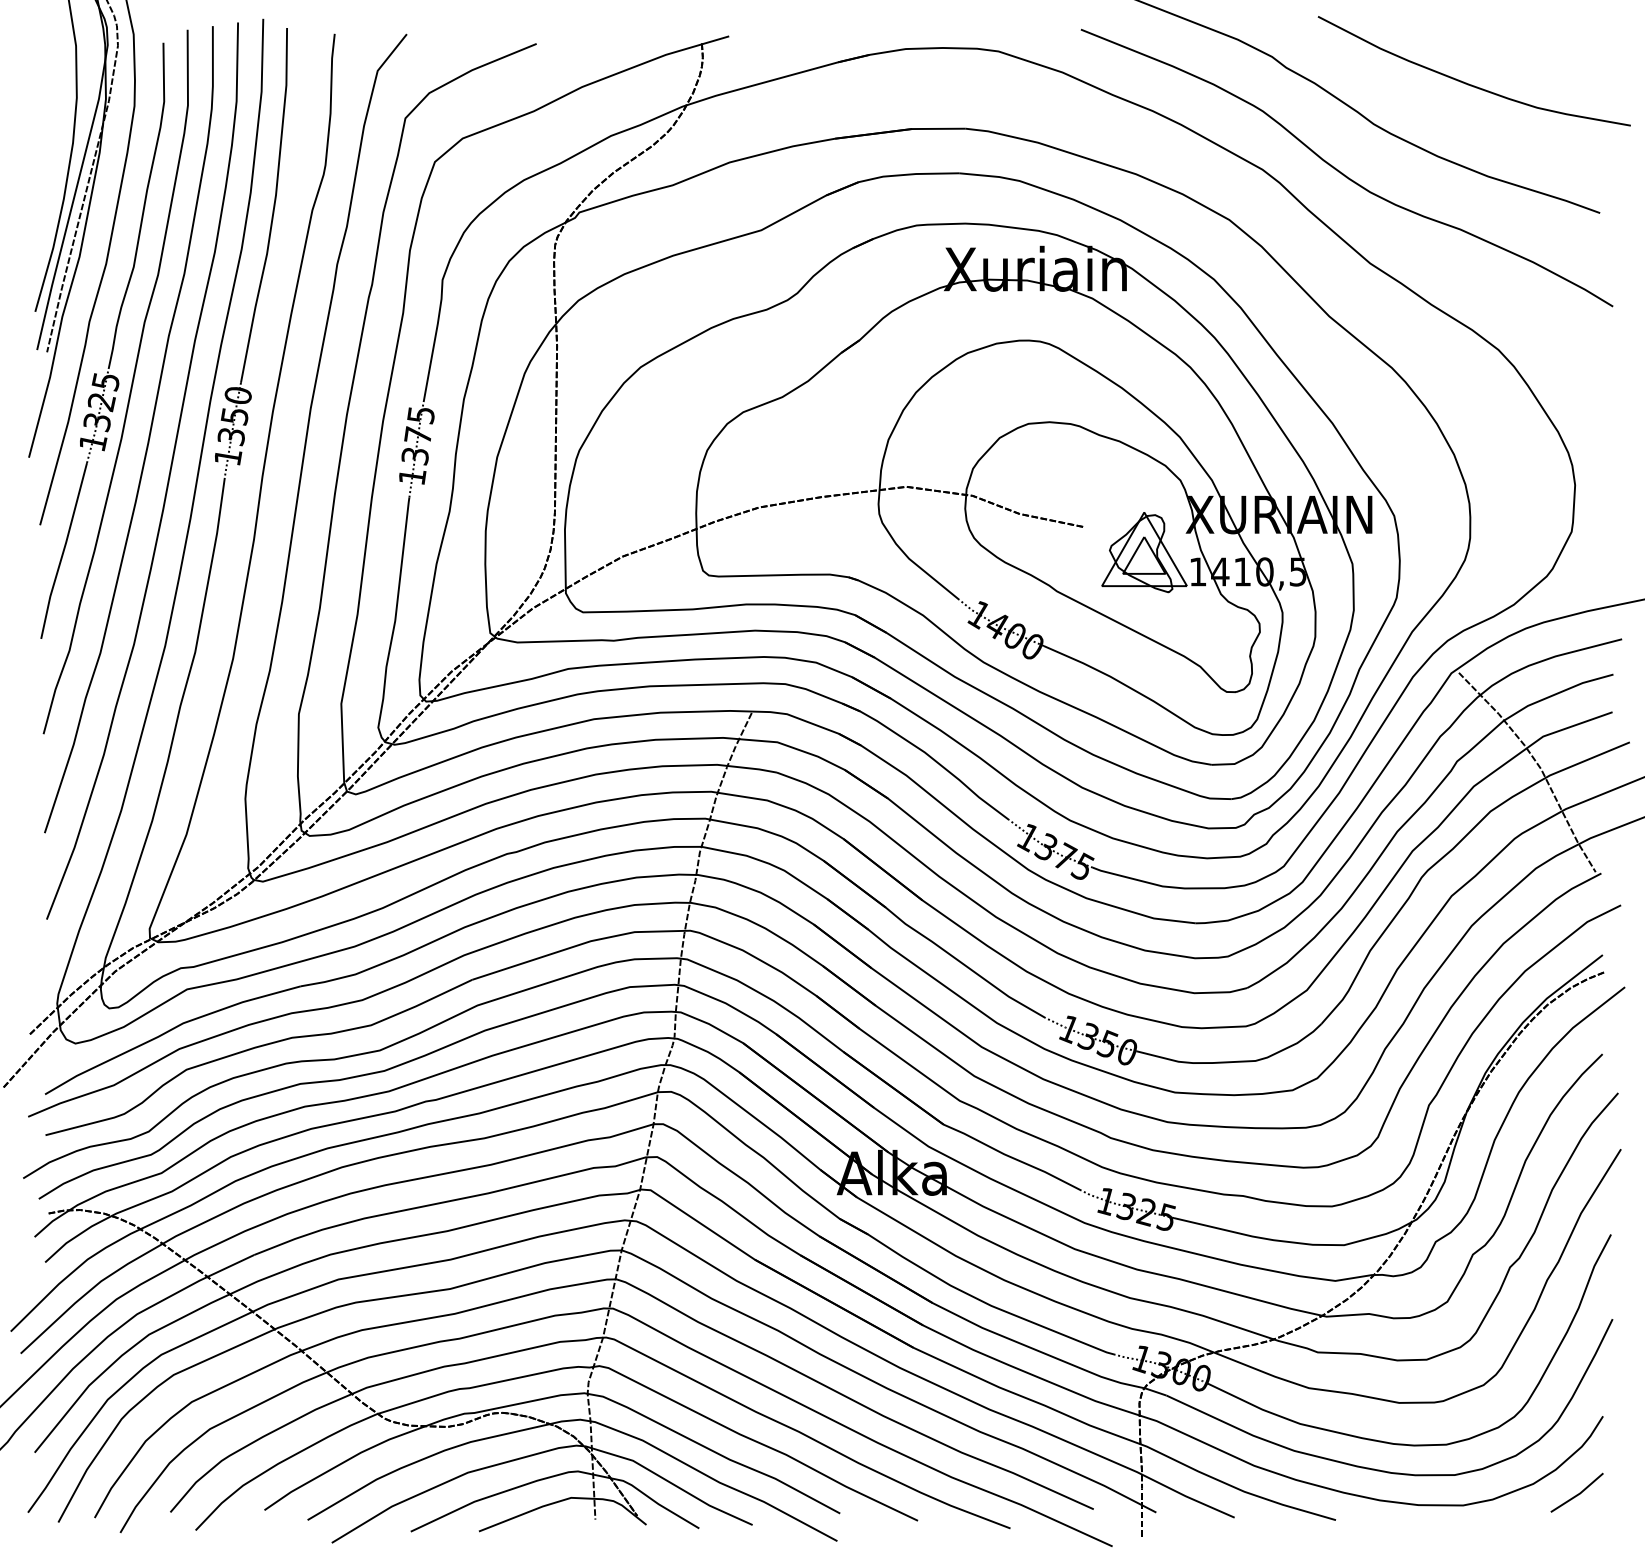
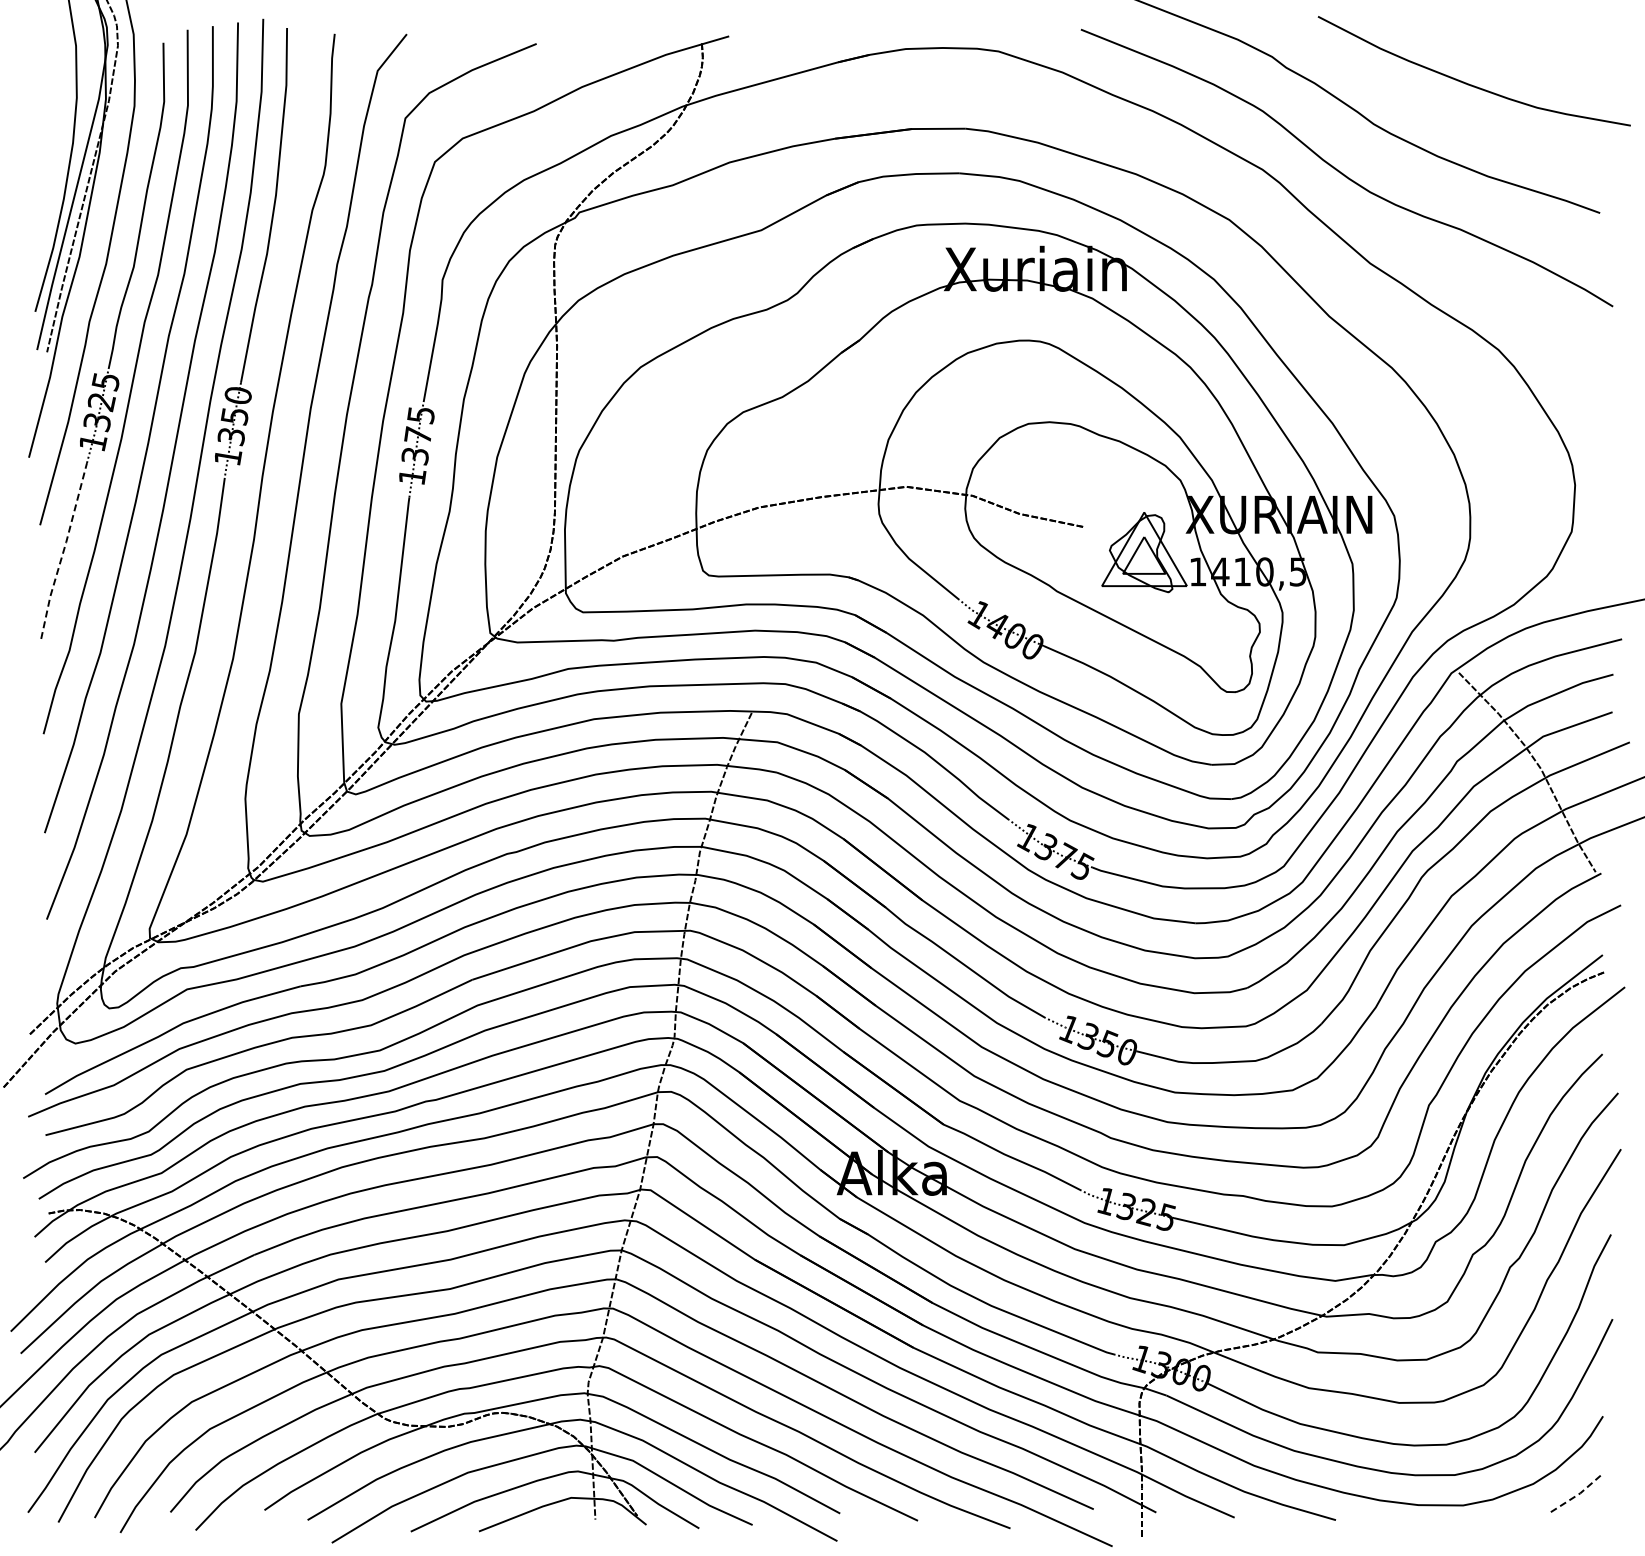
line: solid -> dashed (63, 551)
line: solid -> dashed (1579, 1493)
